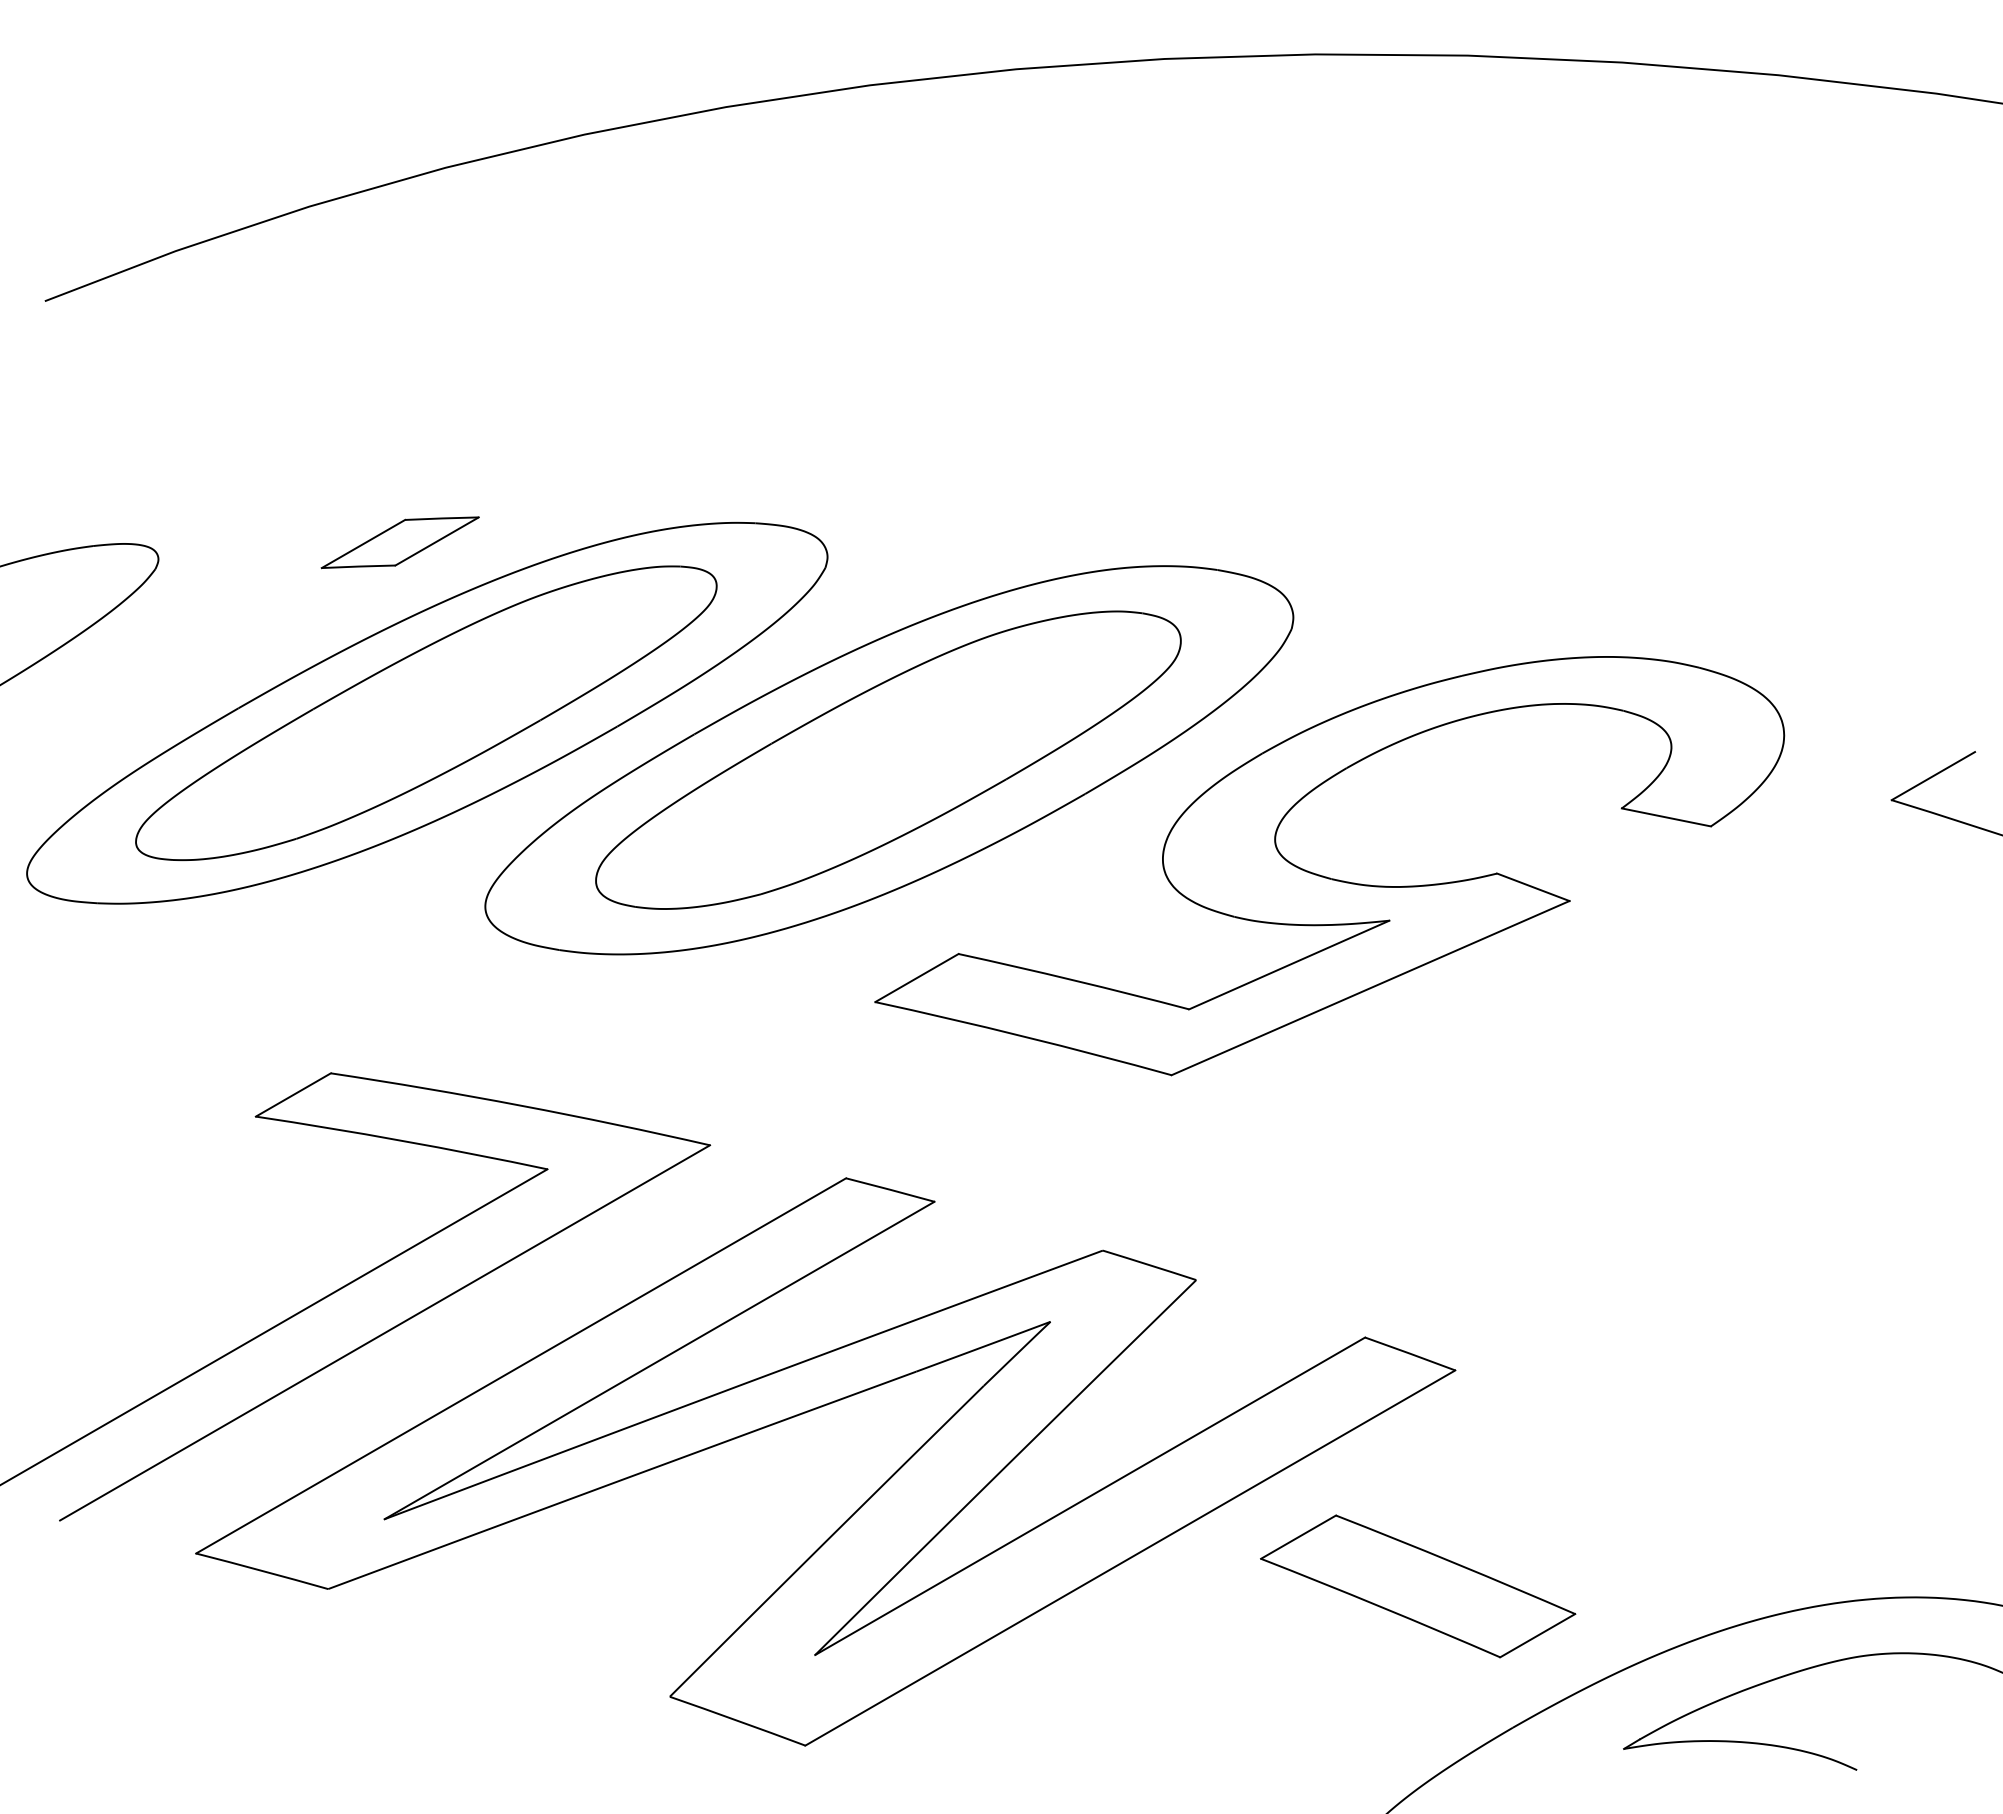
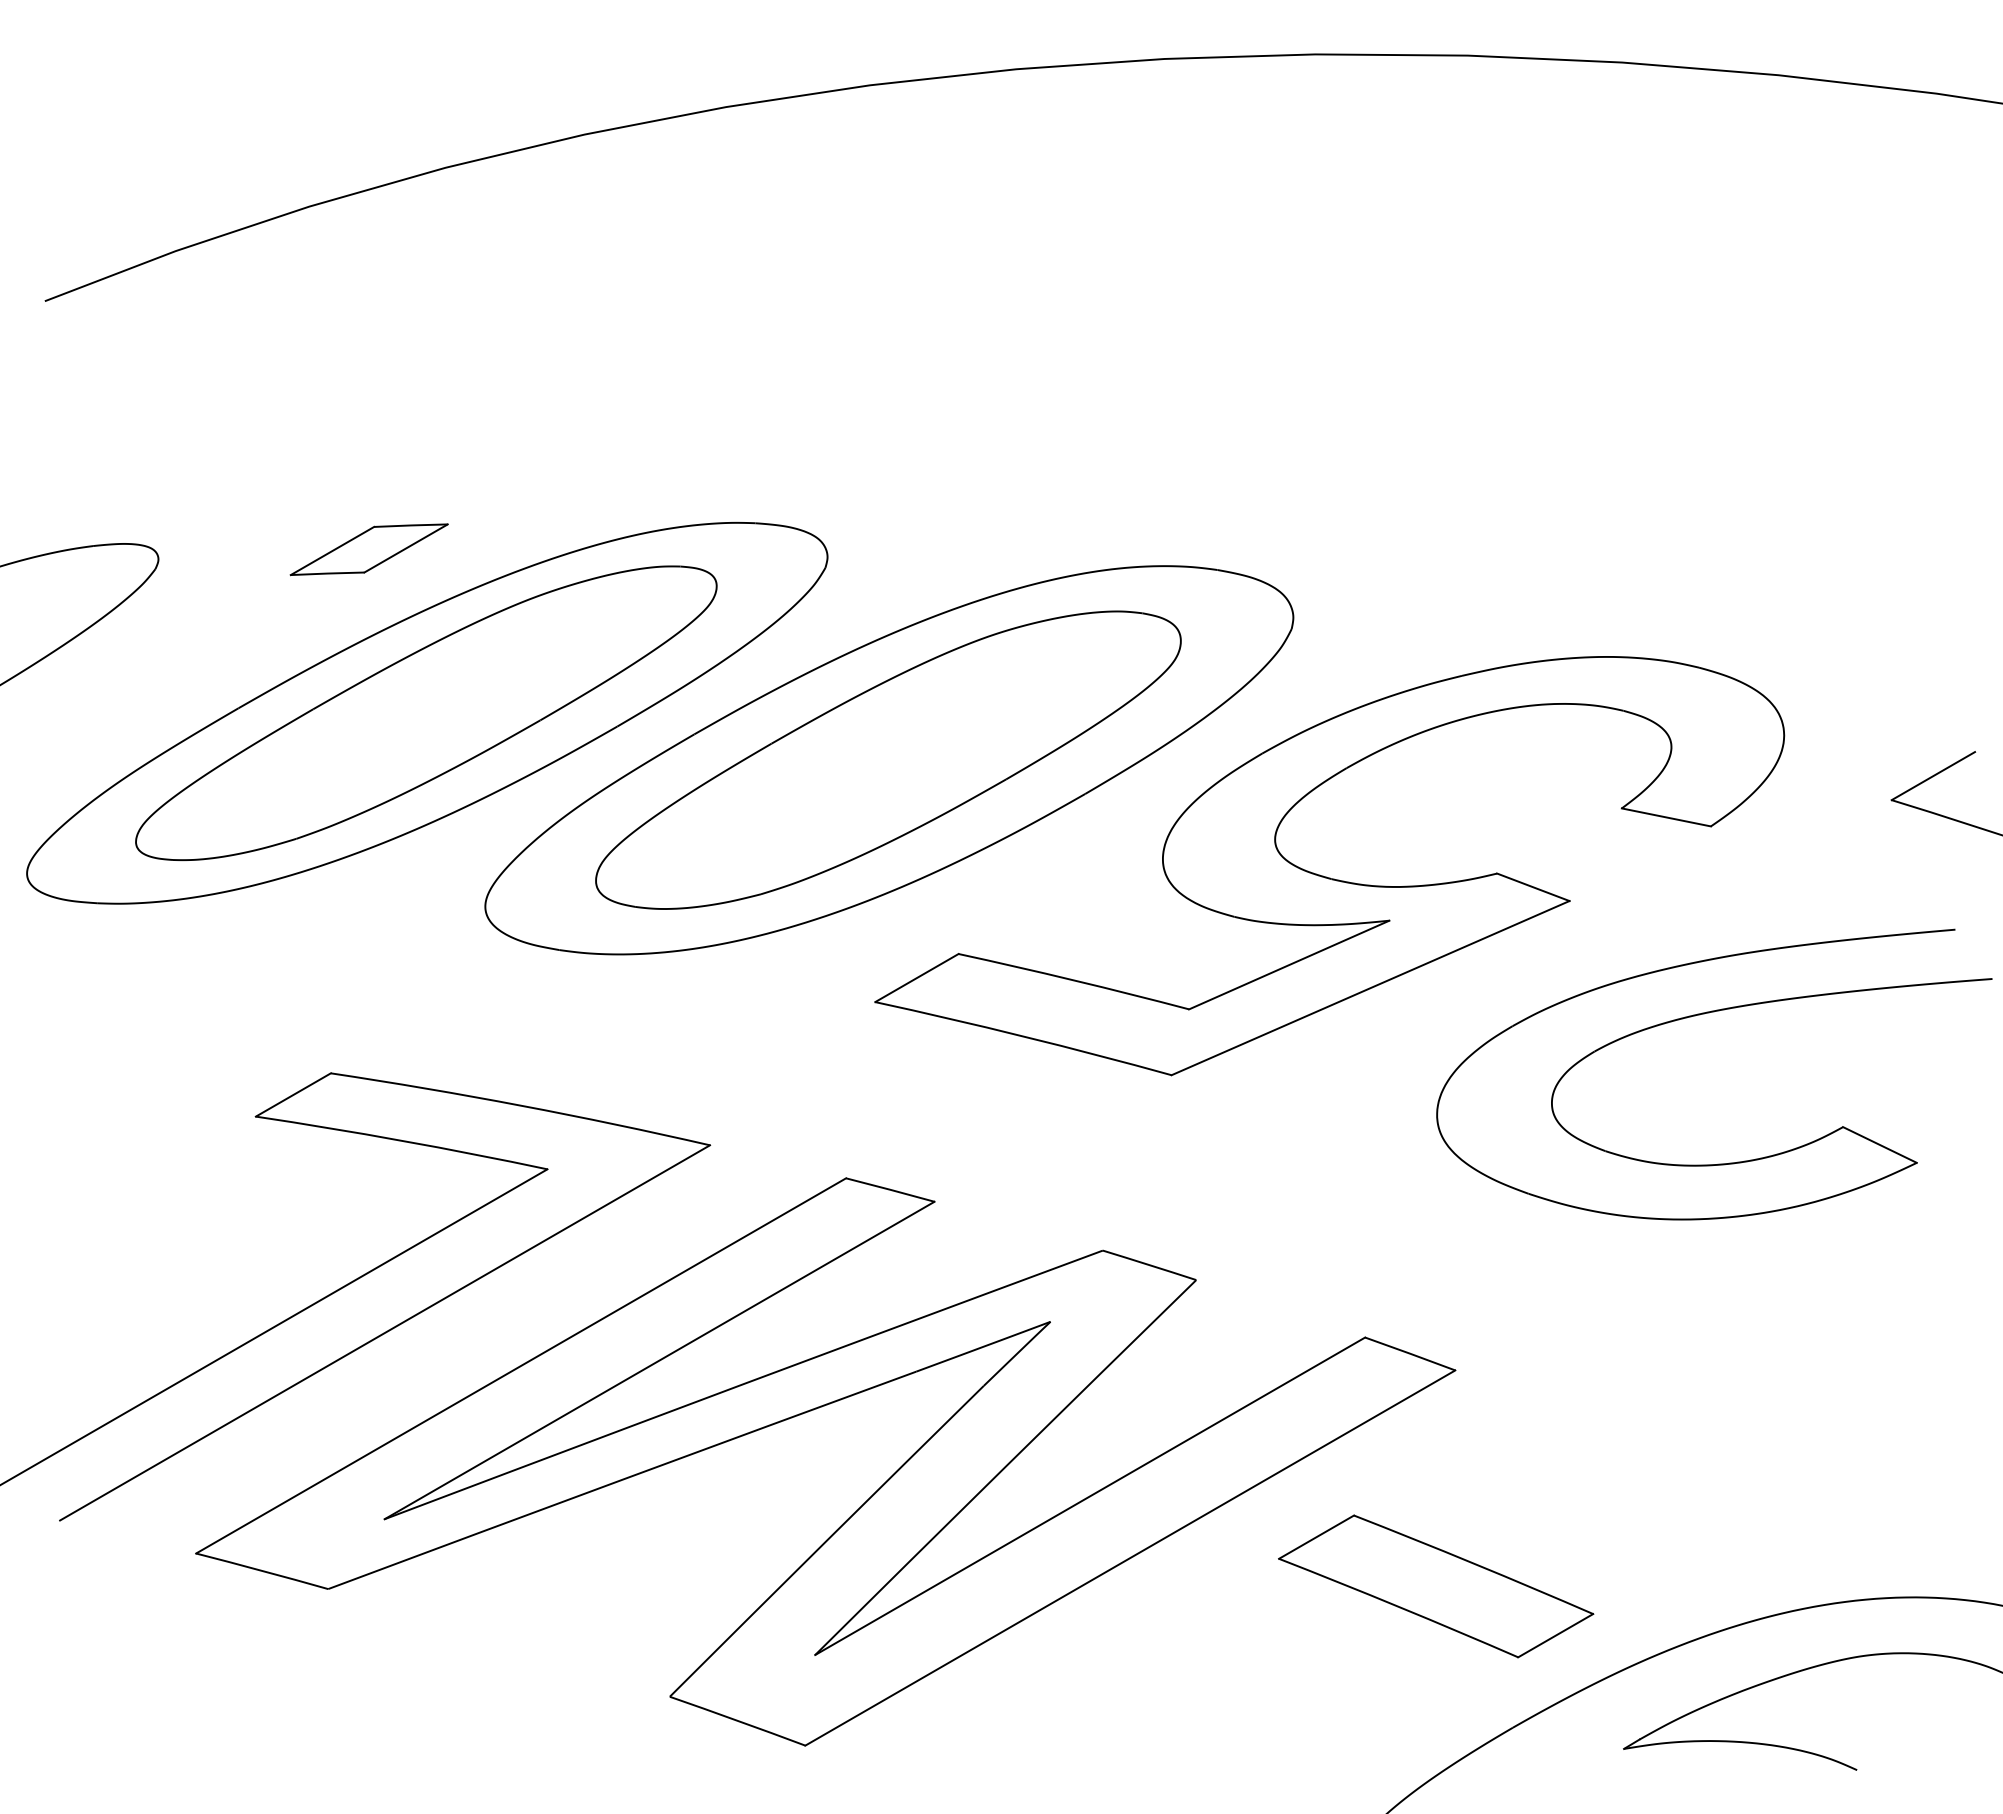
part position: (399, 542) -> (368, 549) (368, 549)
part: none -> present (1704, 1014)
part position: (1418, 1586) -> (1436, 1586) (1436, 1586)
